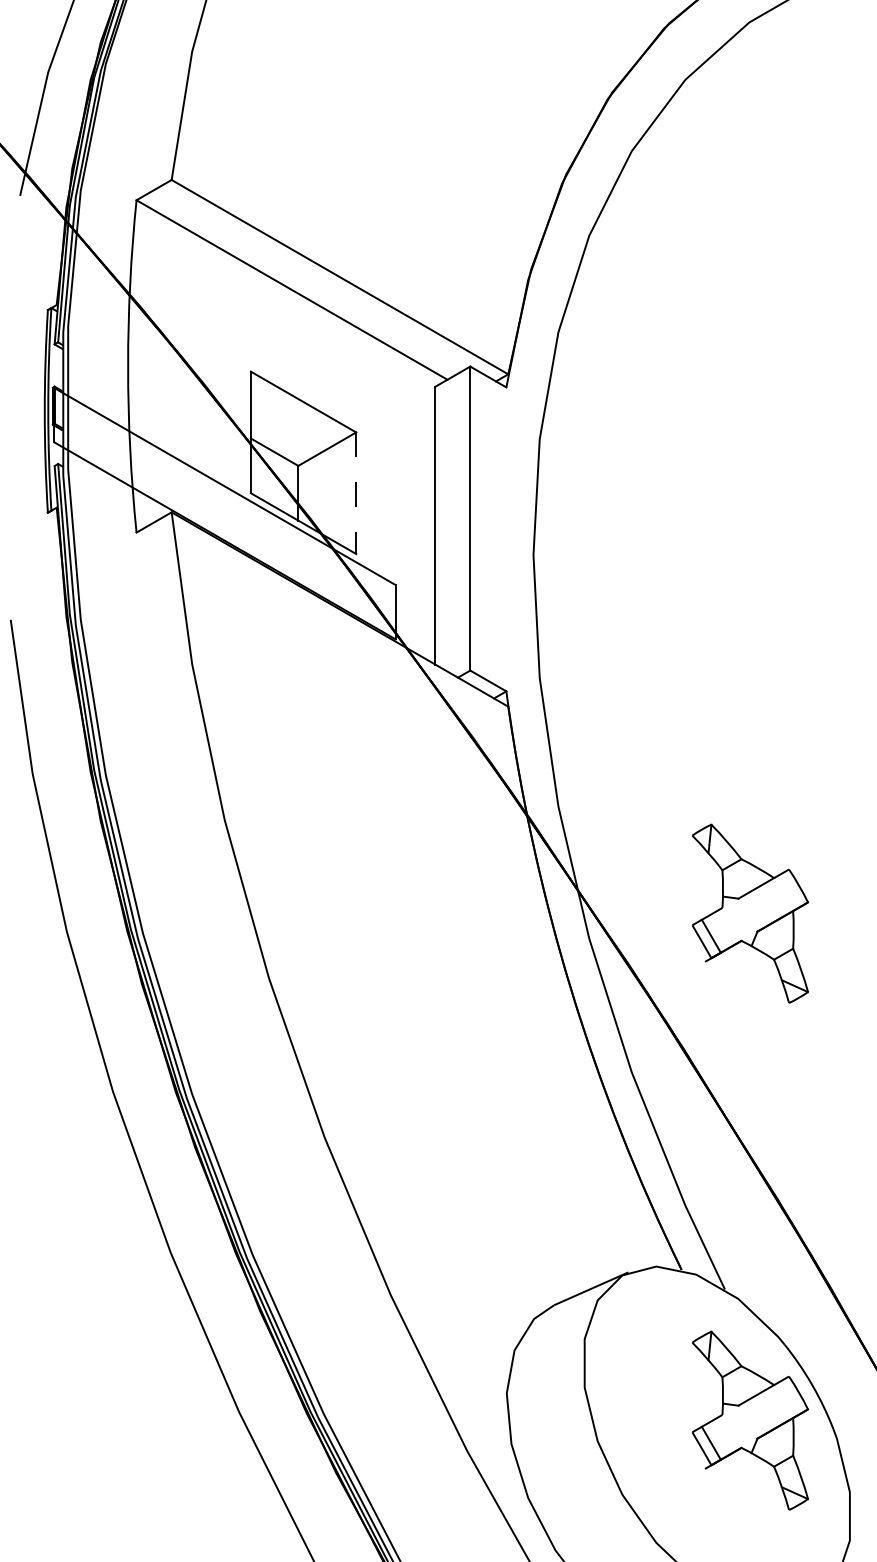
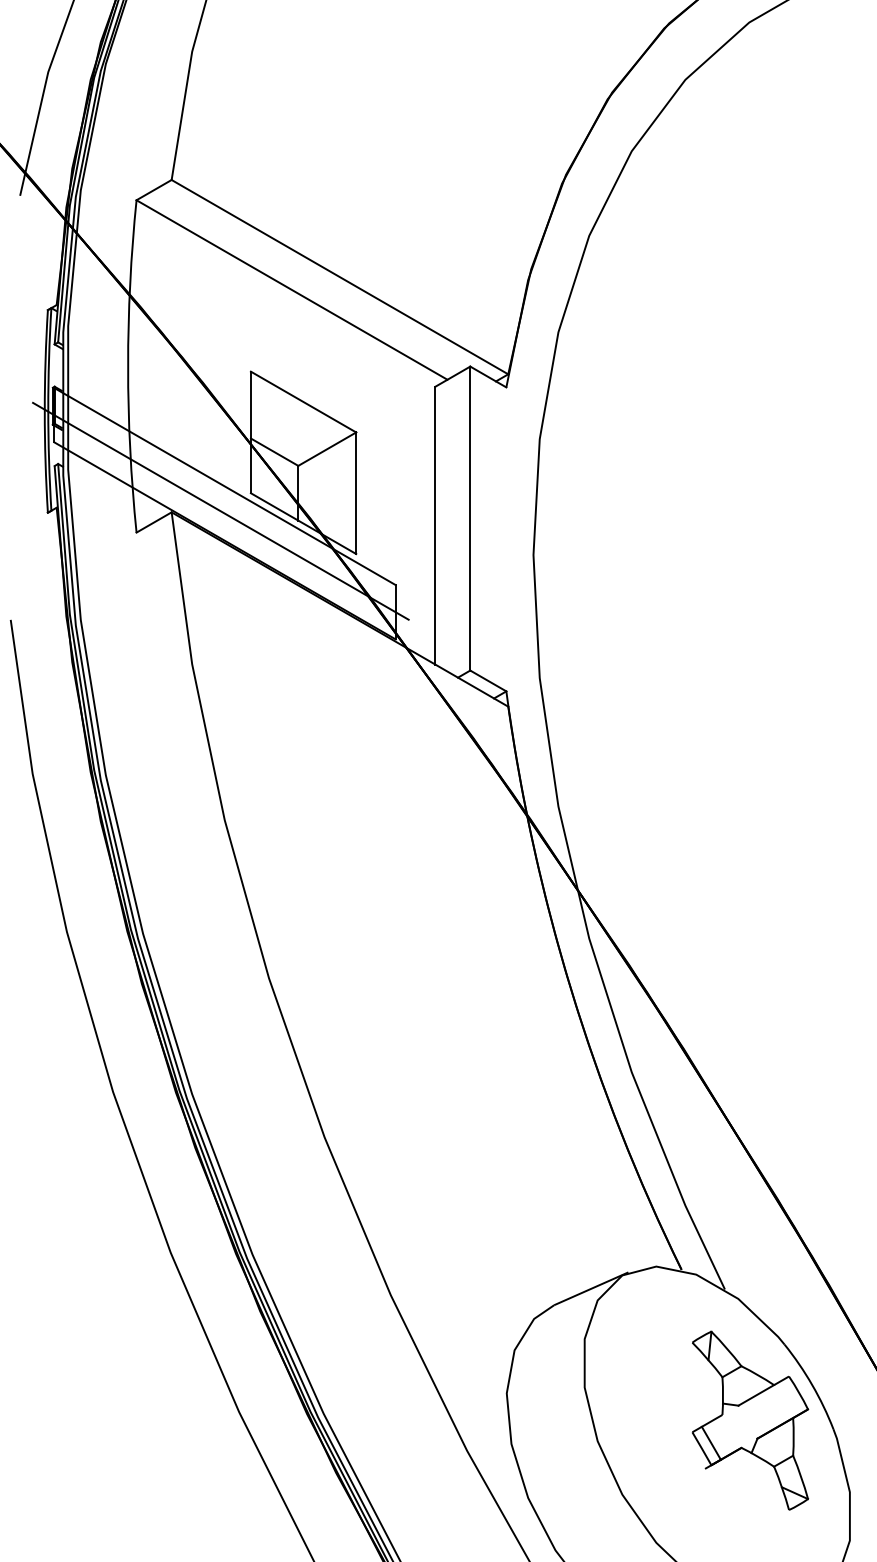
line: dashed -> solid (356, 493)
line: none -> present (220, 511)
part: present -> none (750, 913)
